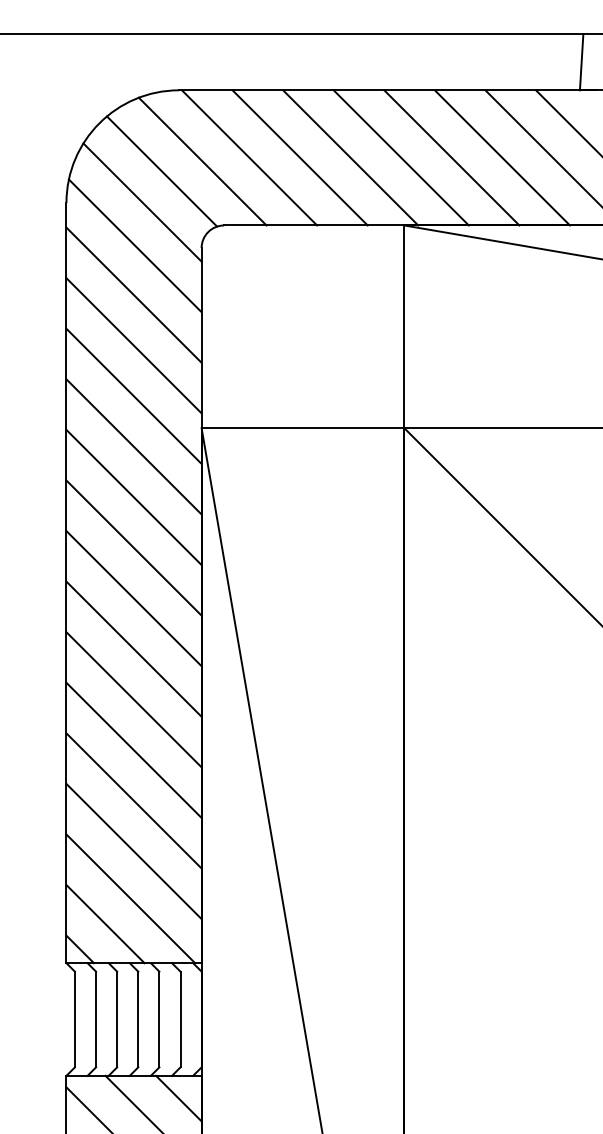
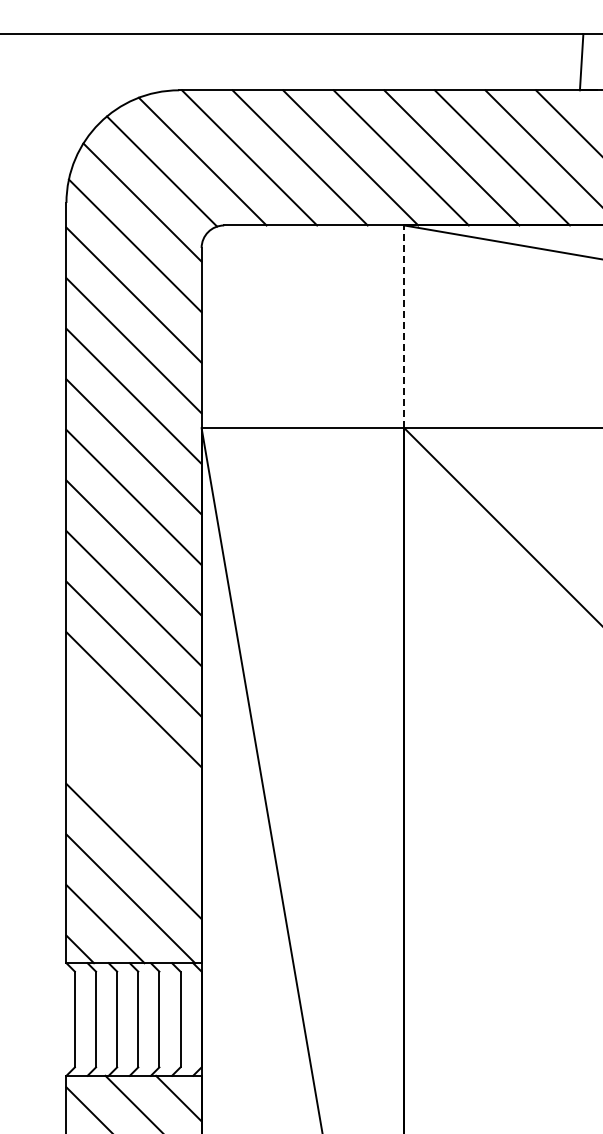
line: solid -> dashed (404, 326)
line: present -> none (133, 749)
line: present -> none (133, 800)
